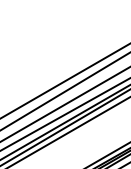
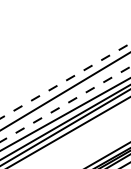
line: solid -> dashed (65, 81)
line: solid -> dashed (65, 104)
